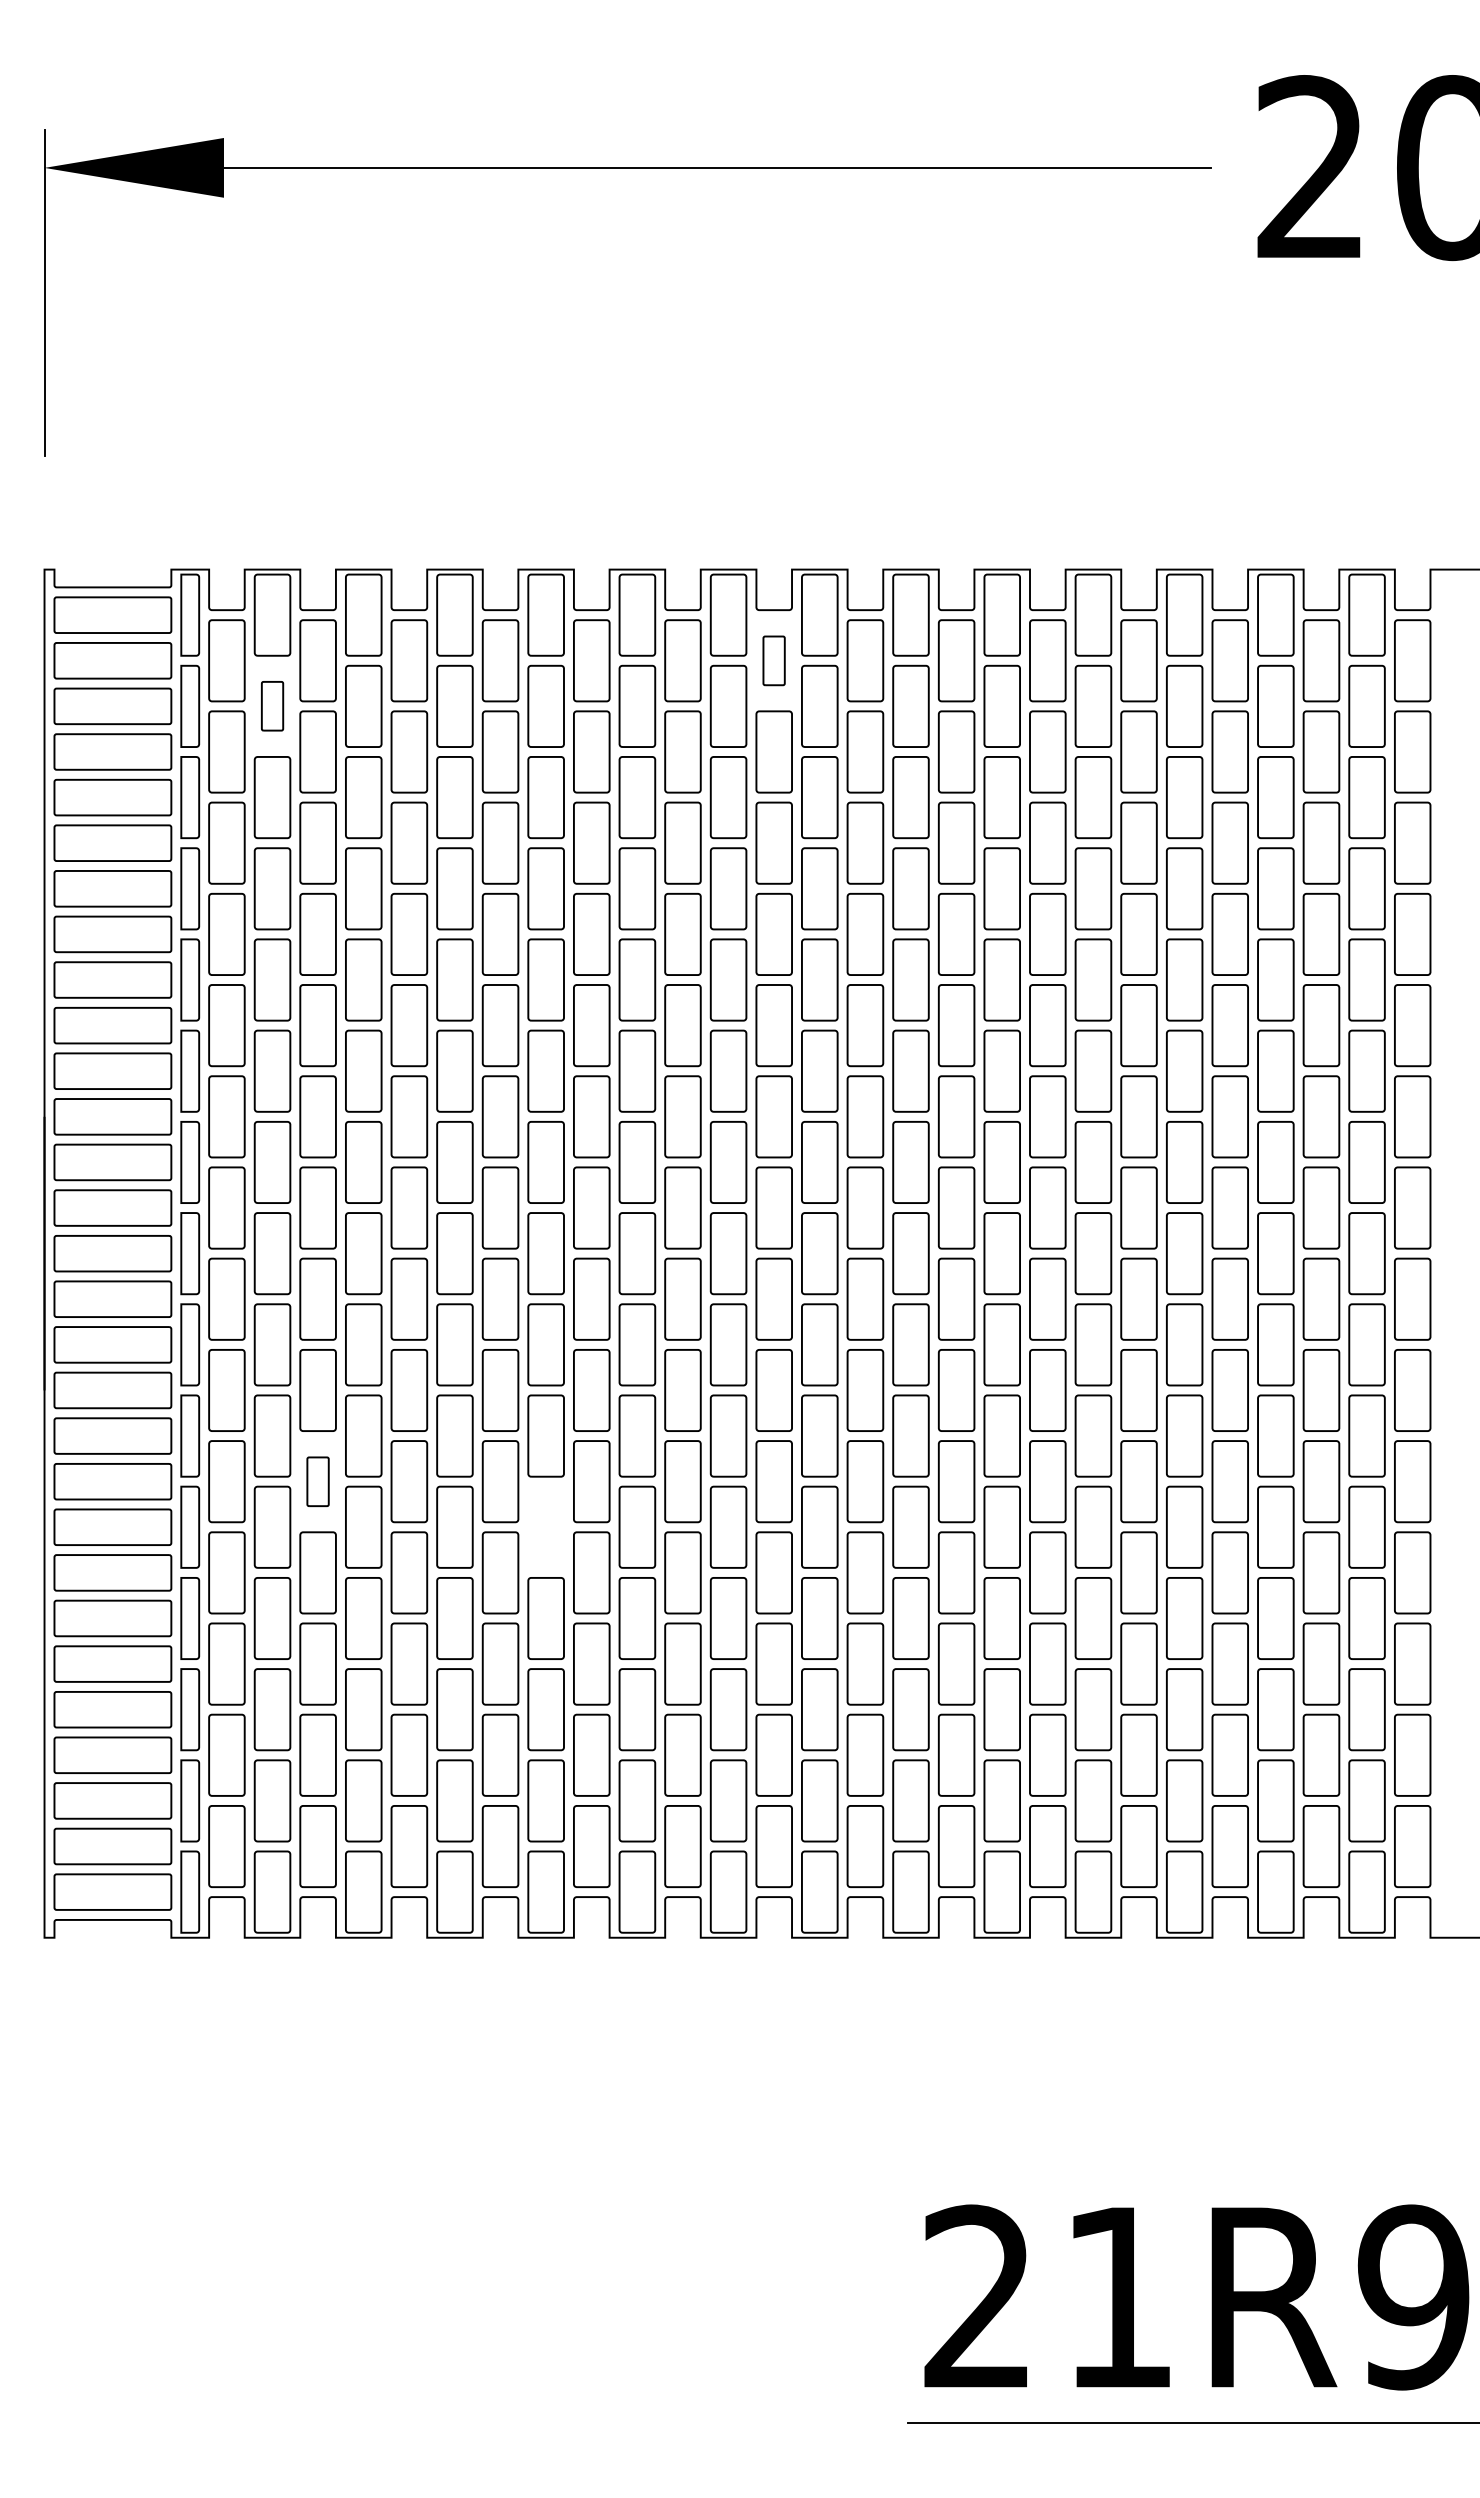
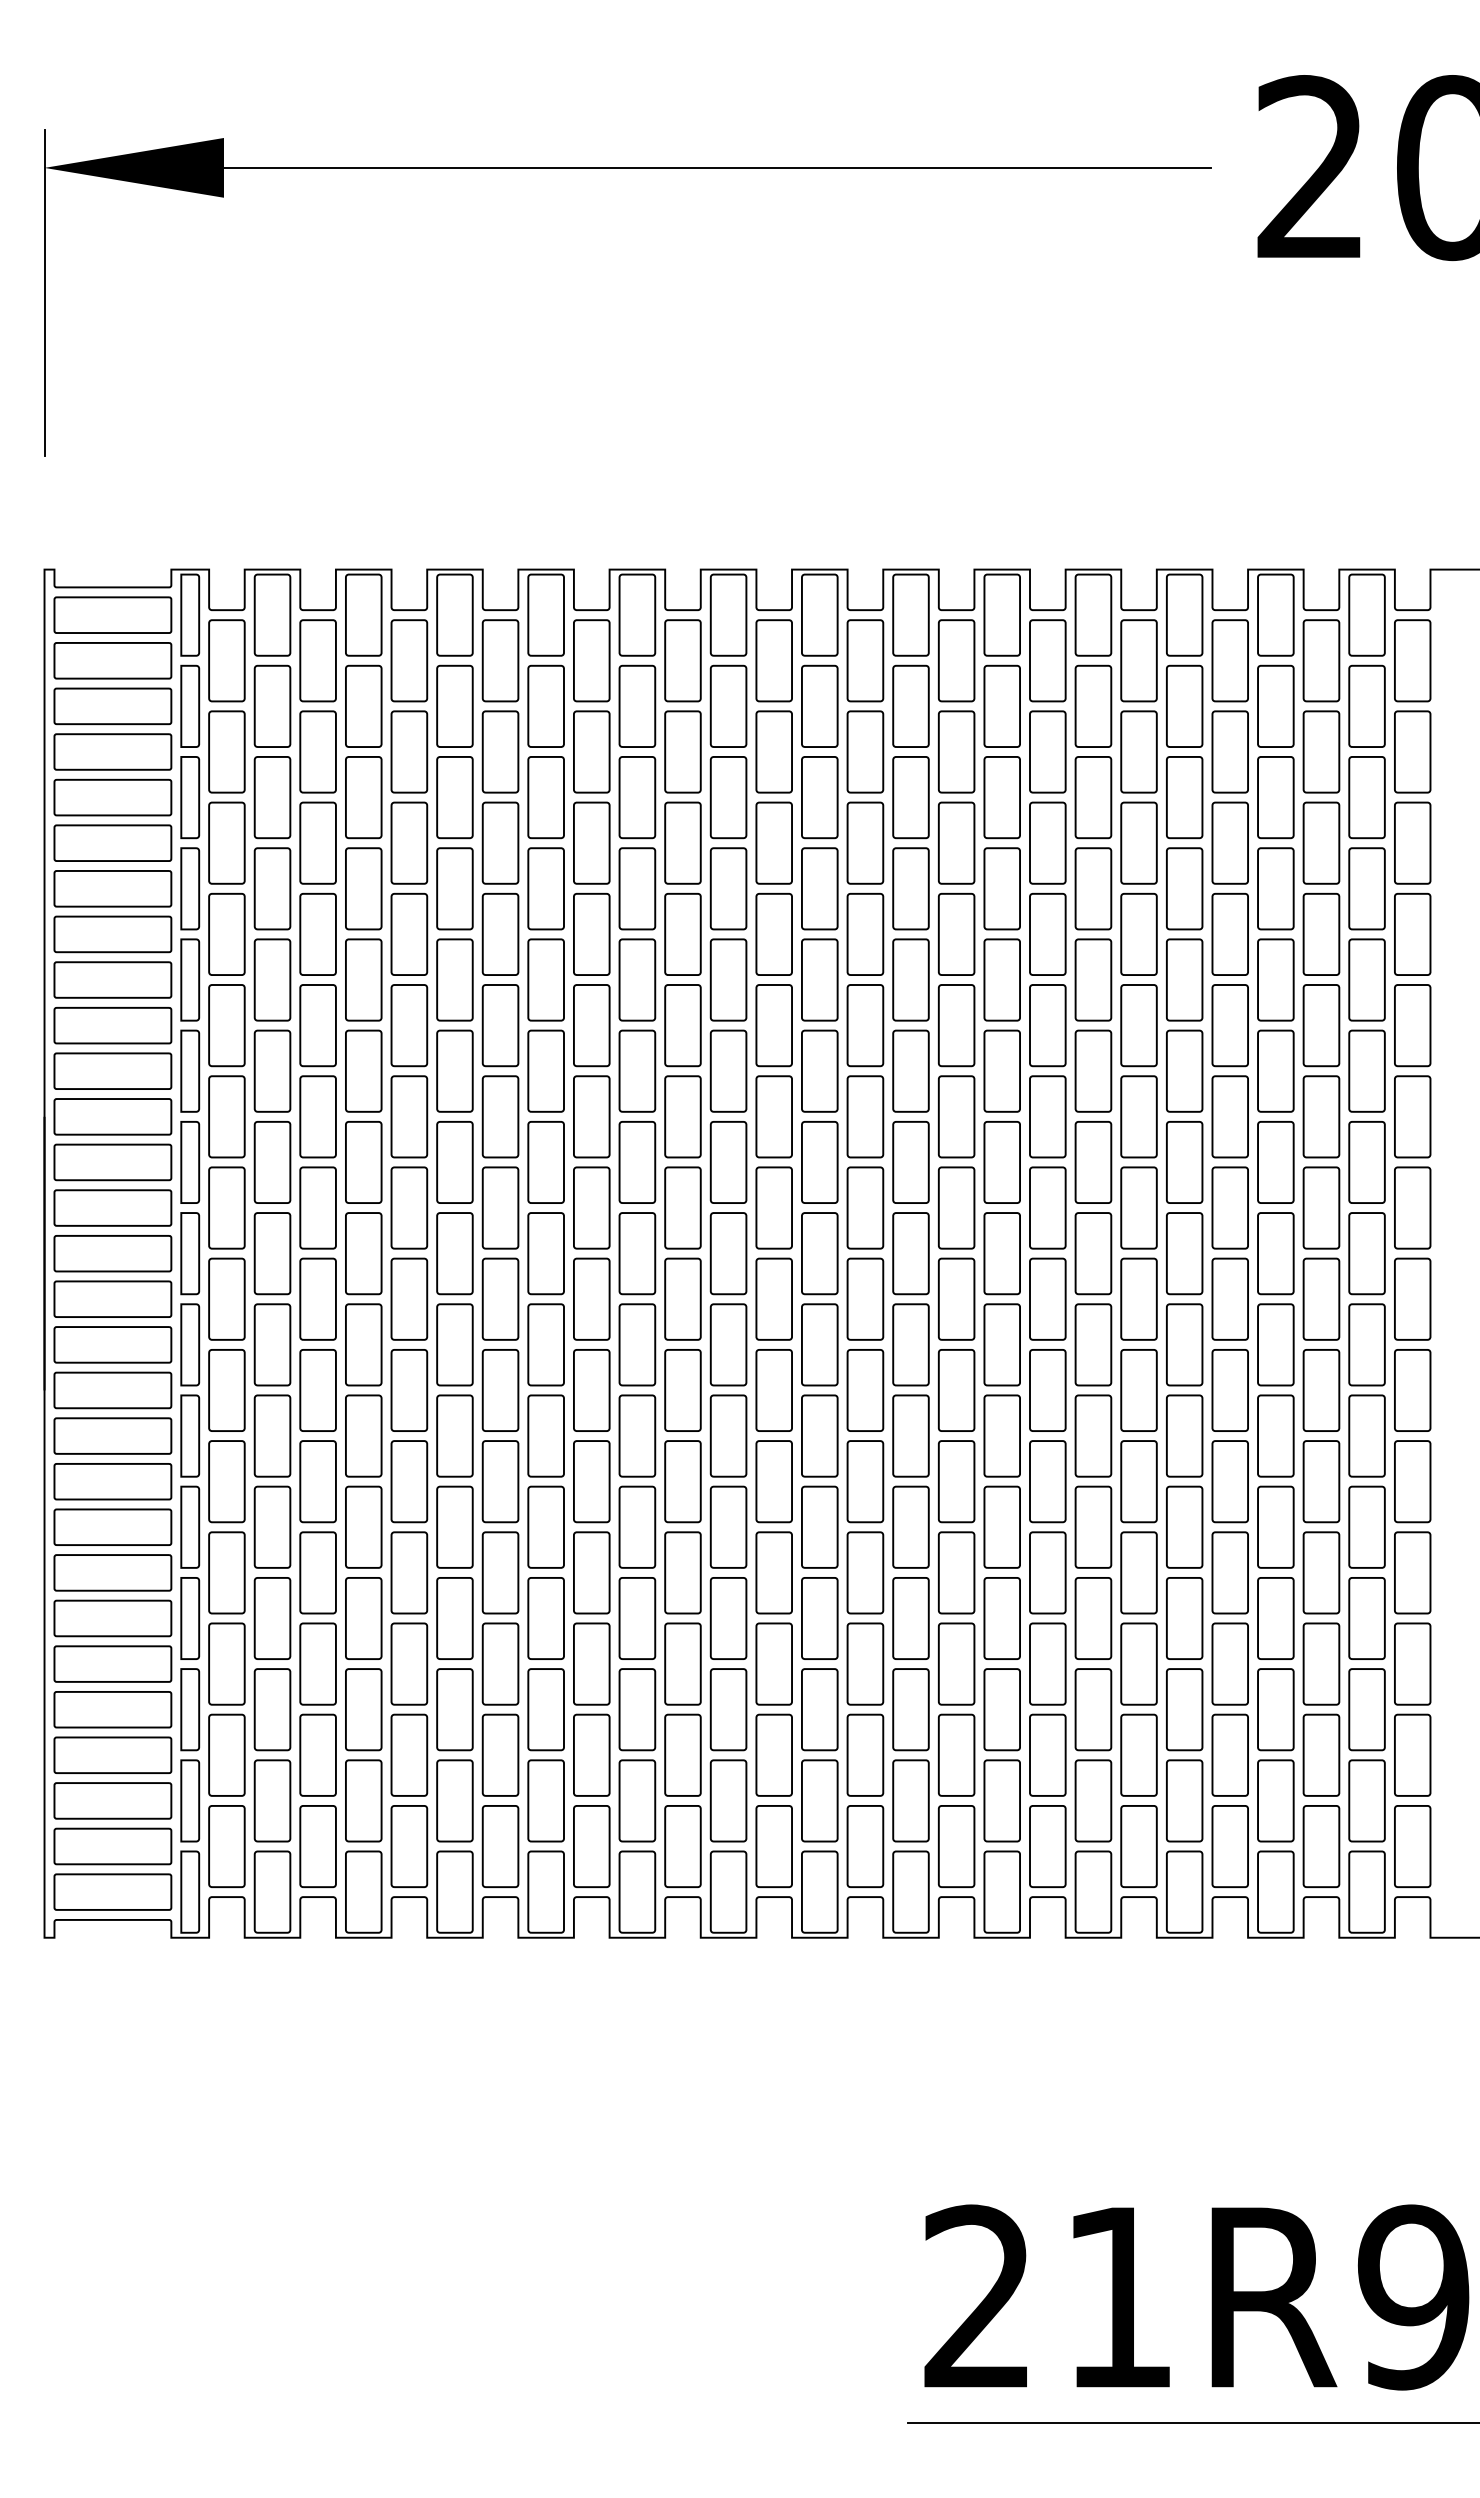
part size: 24x52 px -> 38x84 px (773, 660)
part size: 24x51 px -> 39x84 px (272, 705)
part size: 24x51 px -> 38x84 px (317, 1481)
part: none -> present (545, 1526)
